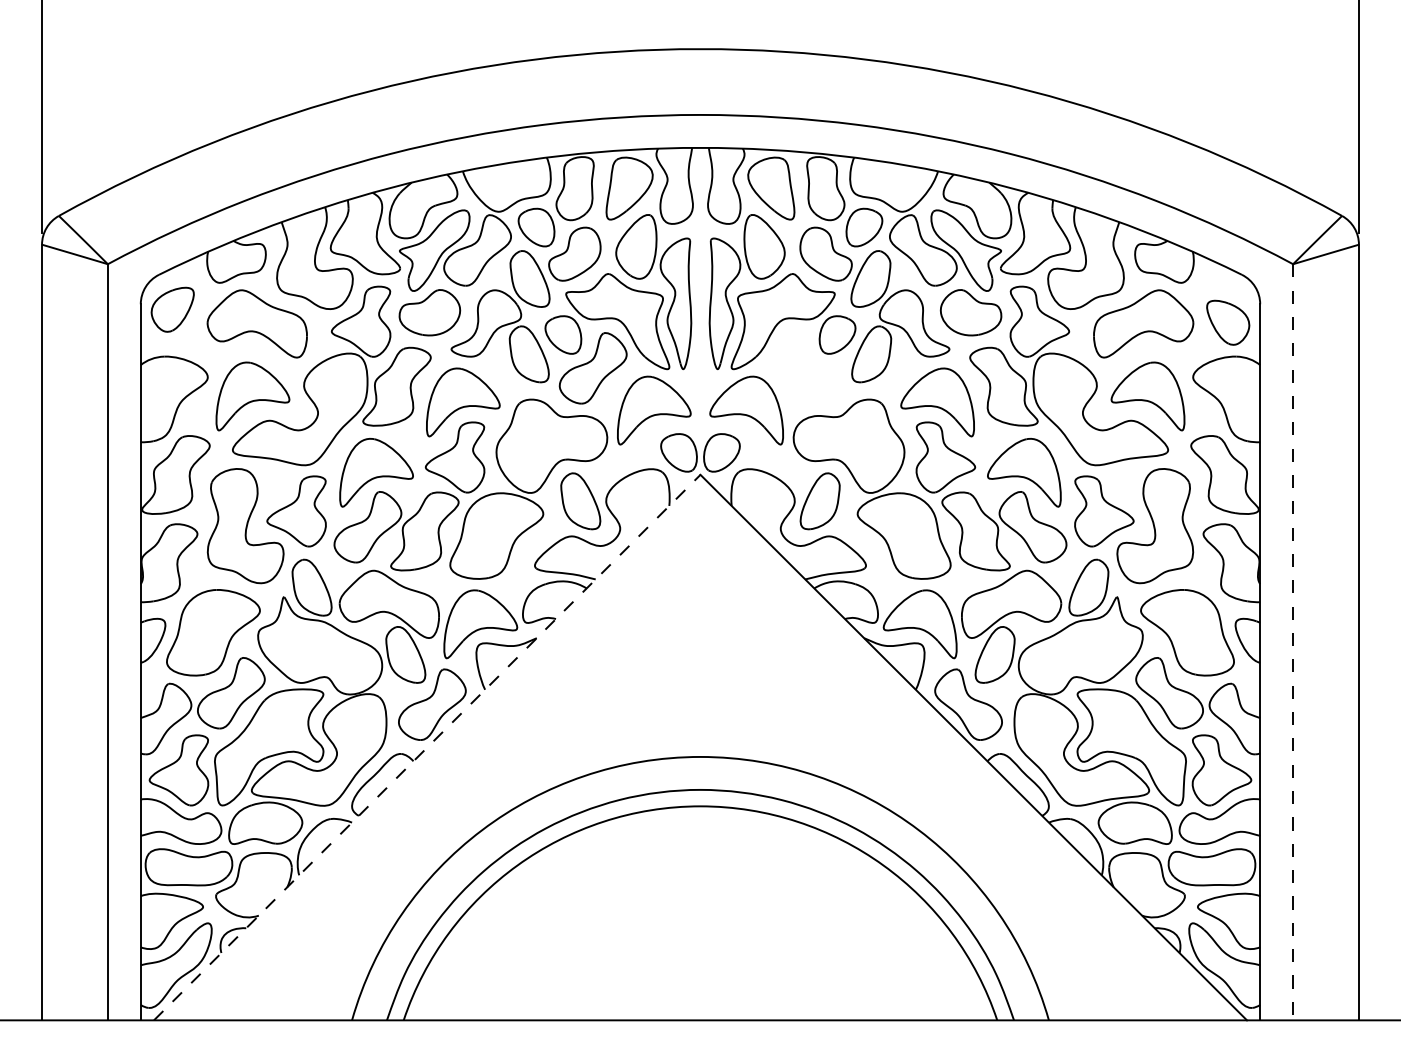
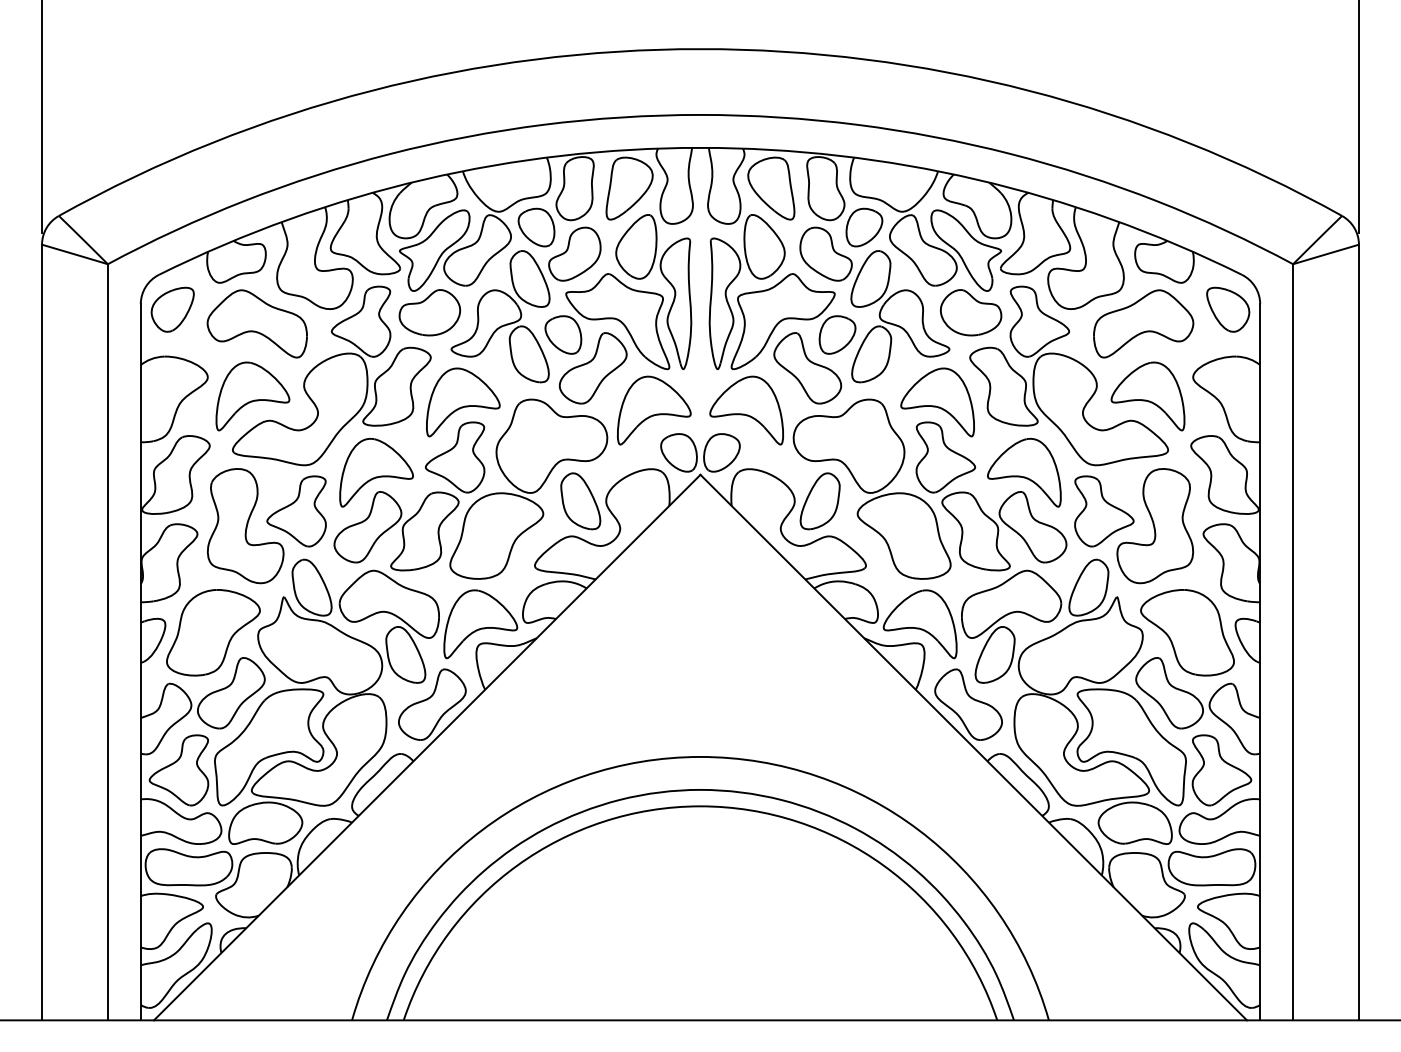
part position: (1228, 322) -> (1228, 309) (1228, 309)
part: none -> present (807, 368)
line: dashed -> solid (1293, 642)
line: dashed -> solid (427, 747)
